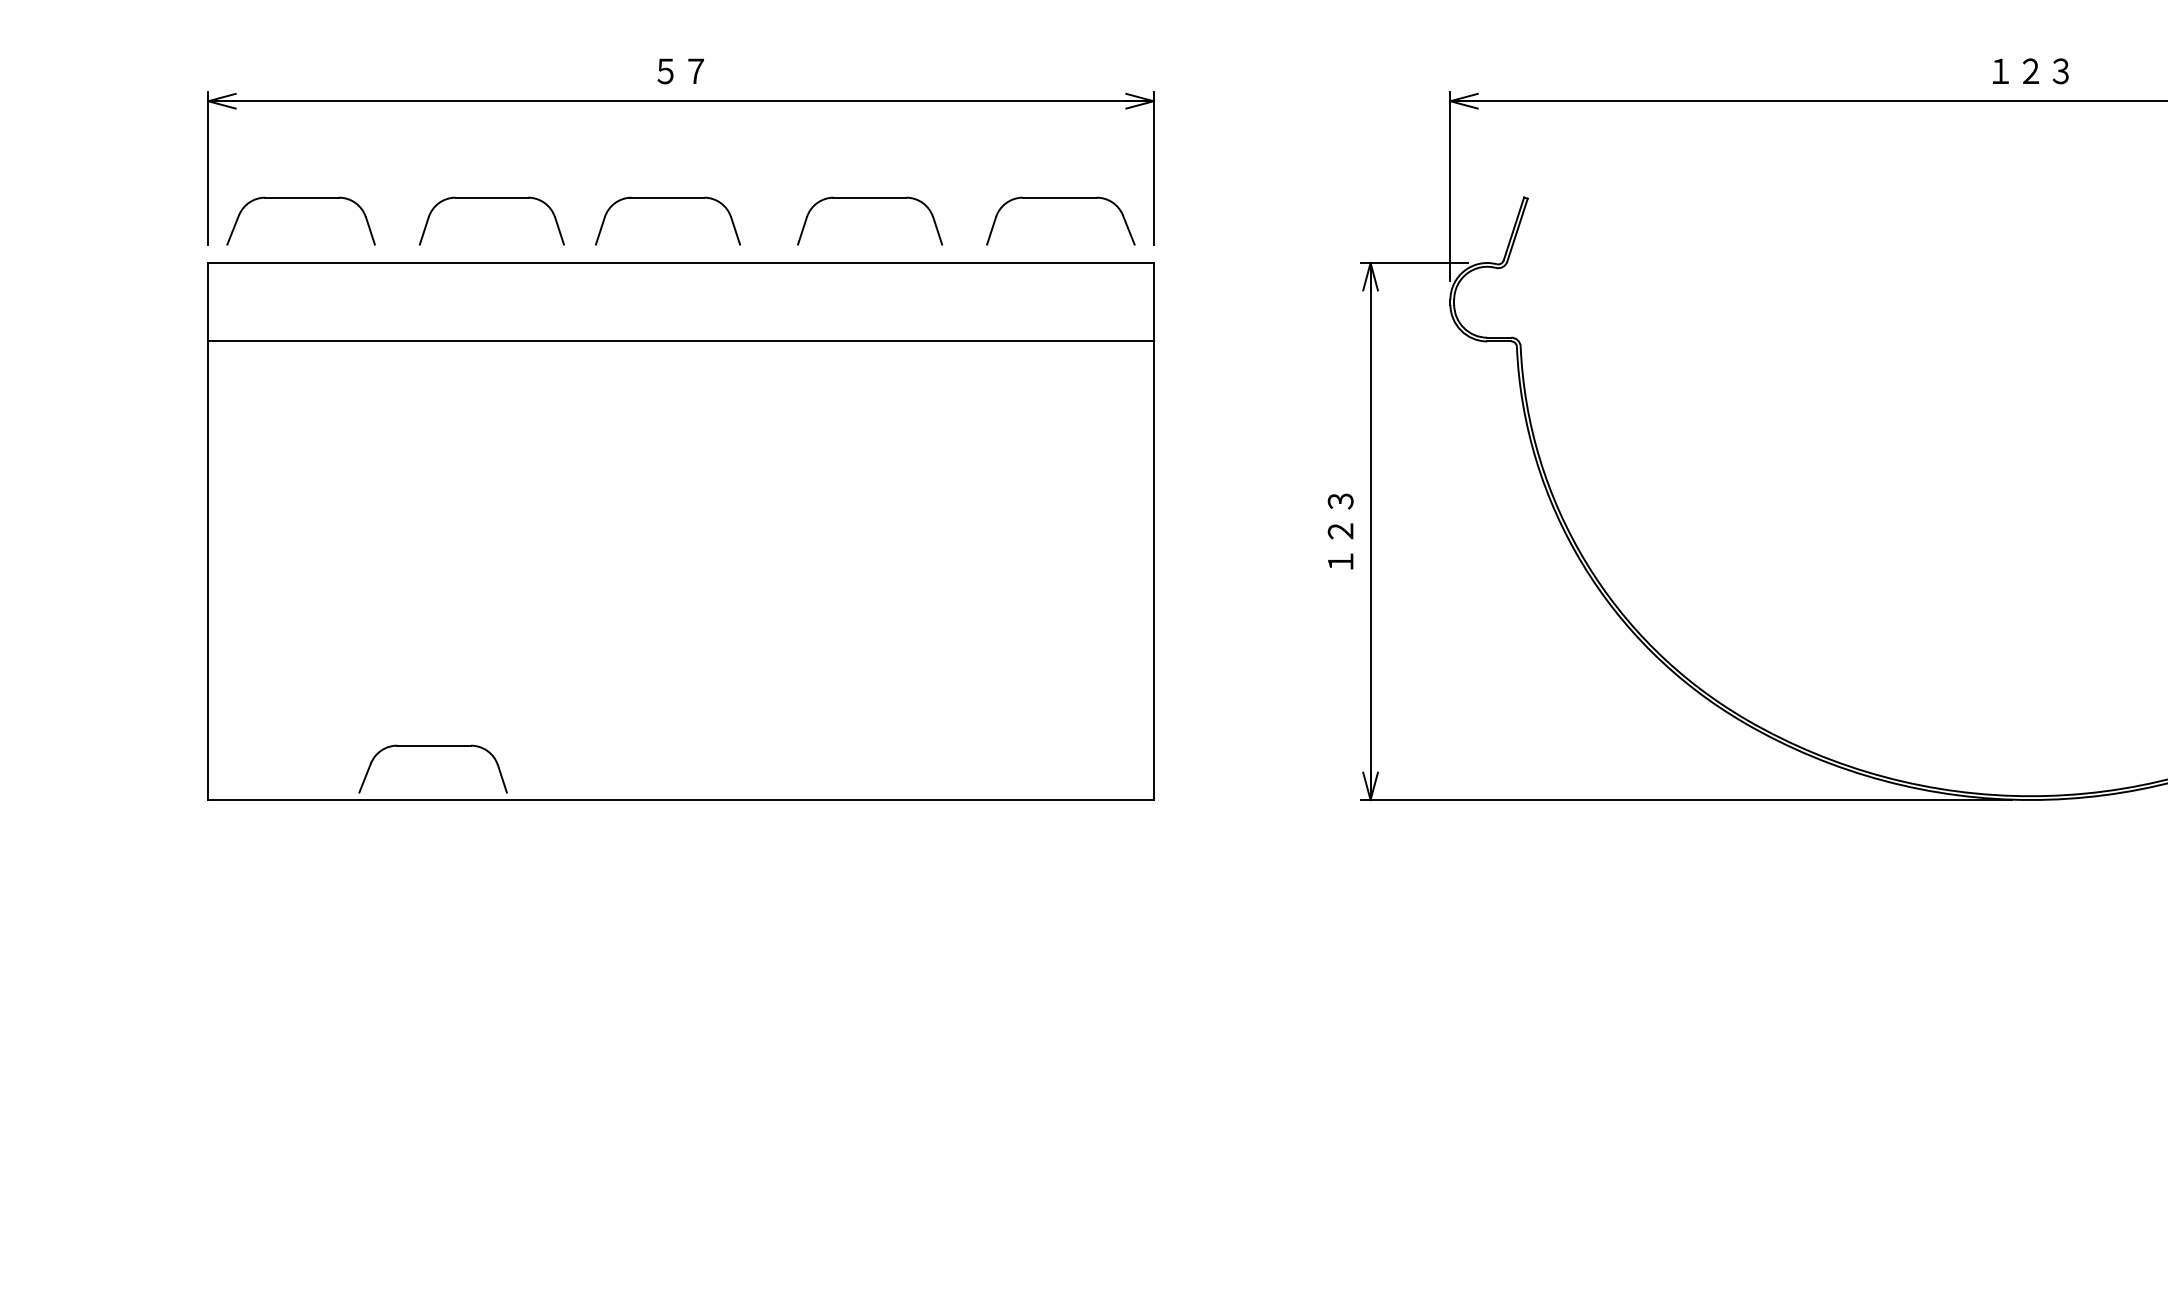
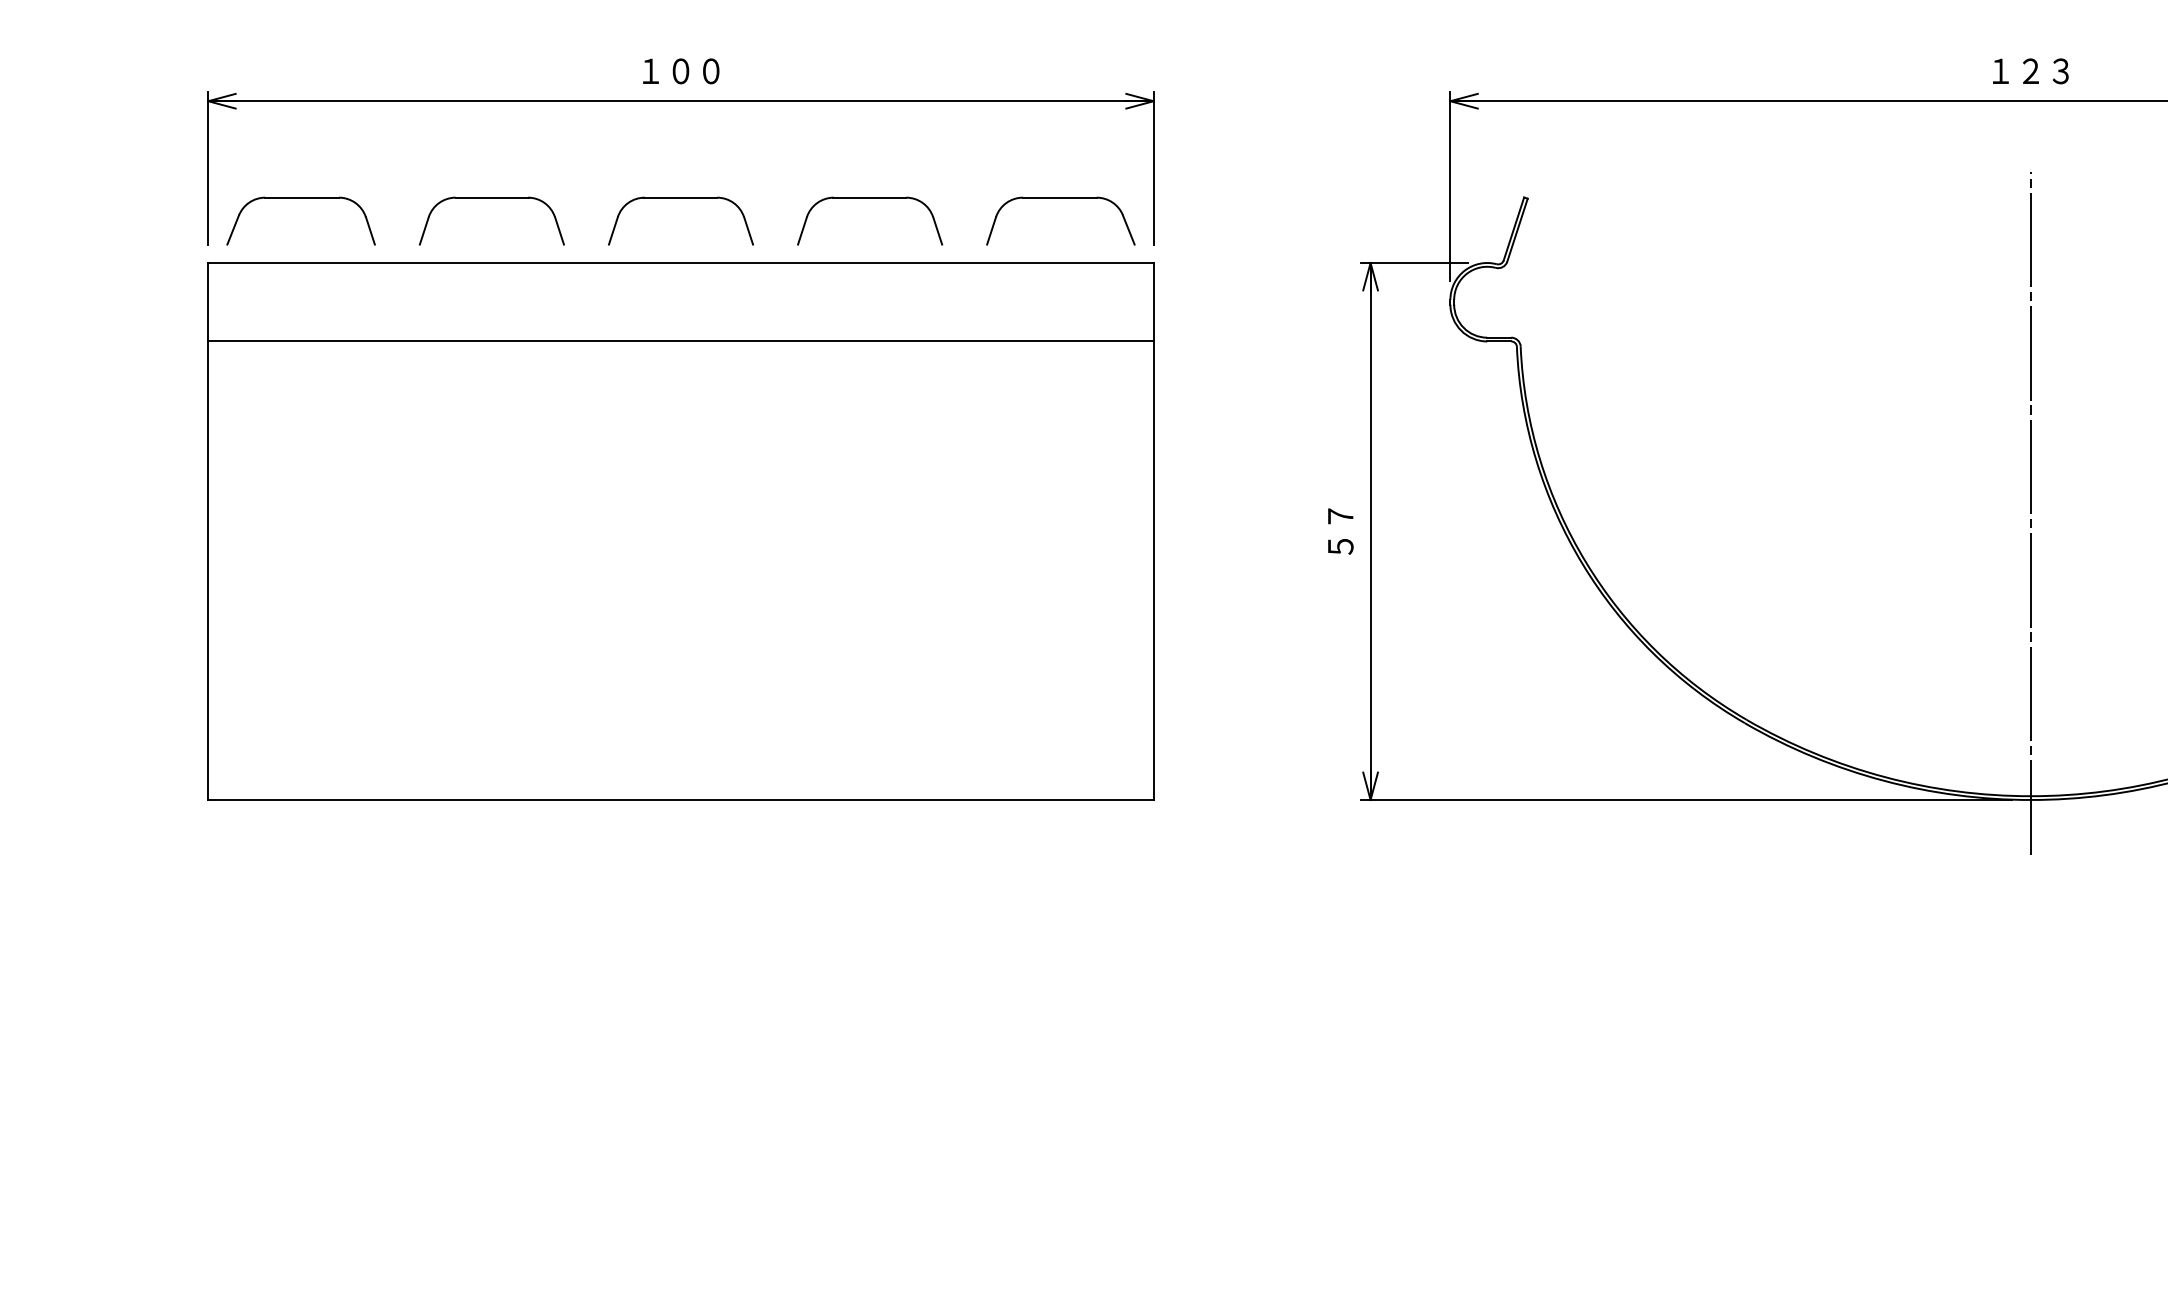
text: ５７ -> １００ (681, 71)
part position: (667, 198) -> (680, 198) (680, 198)
line: none -> present (2030, 512)
text: １２３ -> ５７ (1340, 531)
part: present -> none (432, 746)
